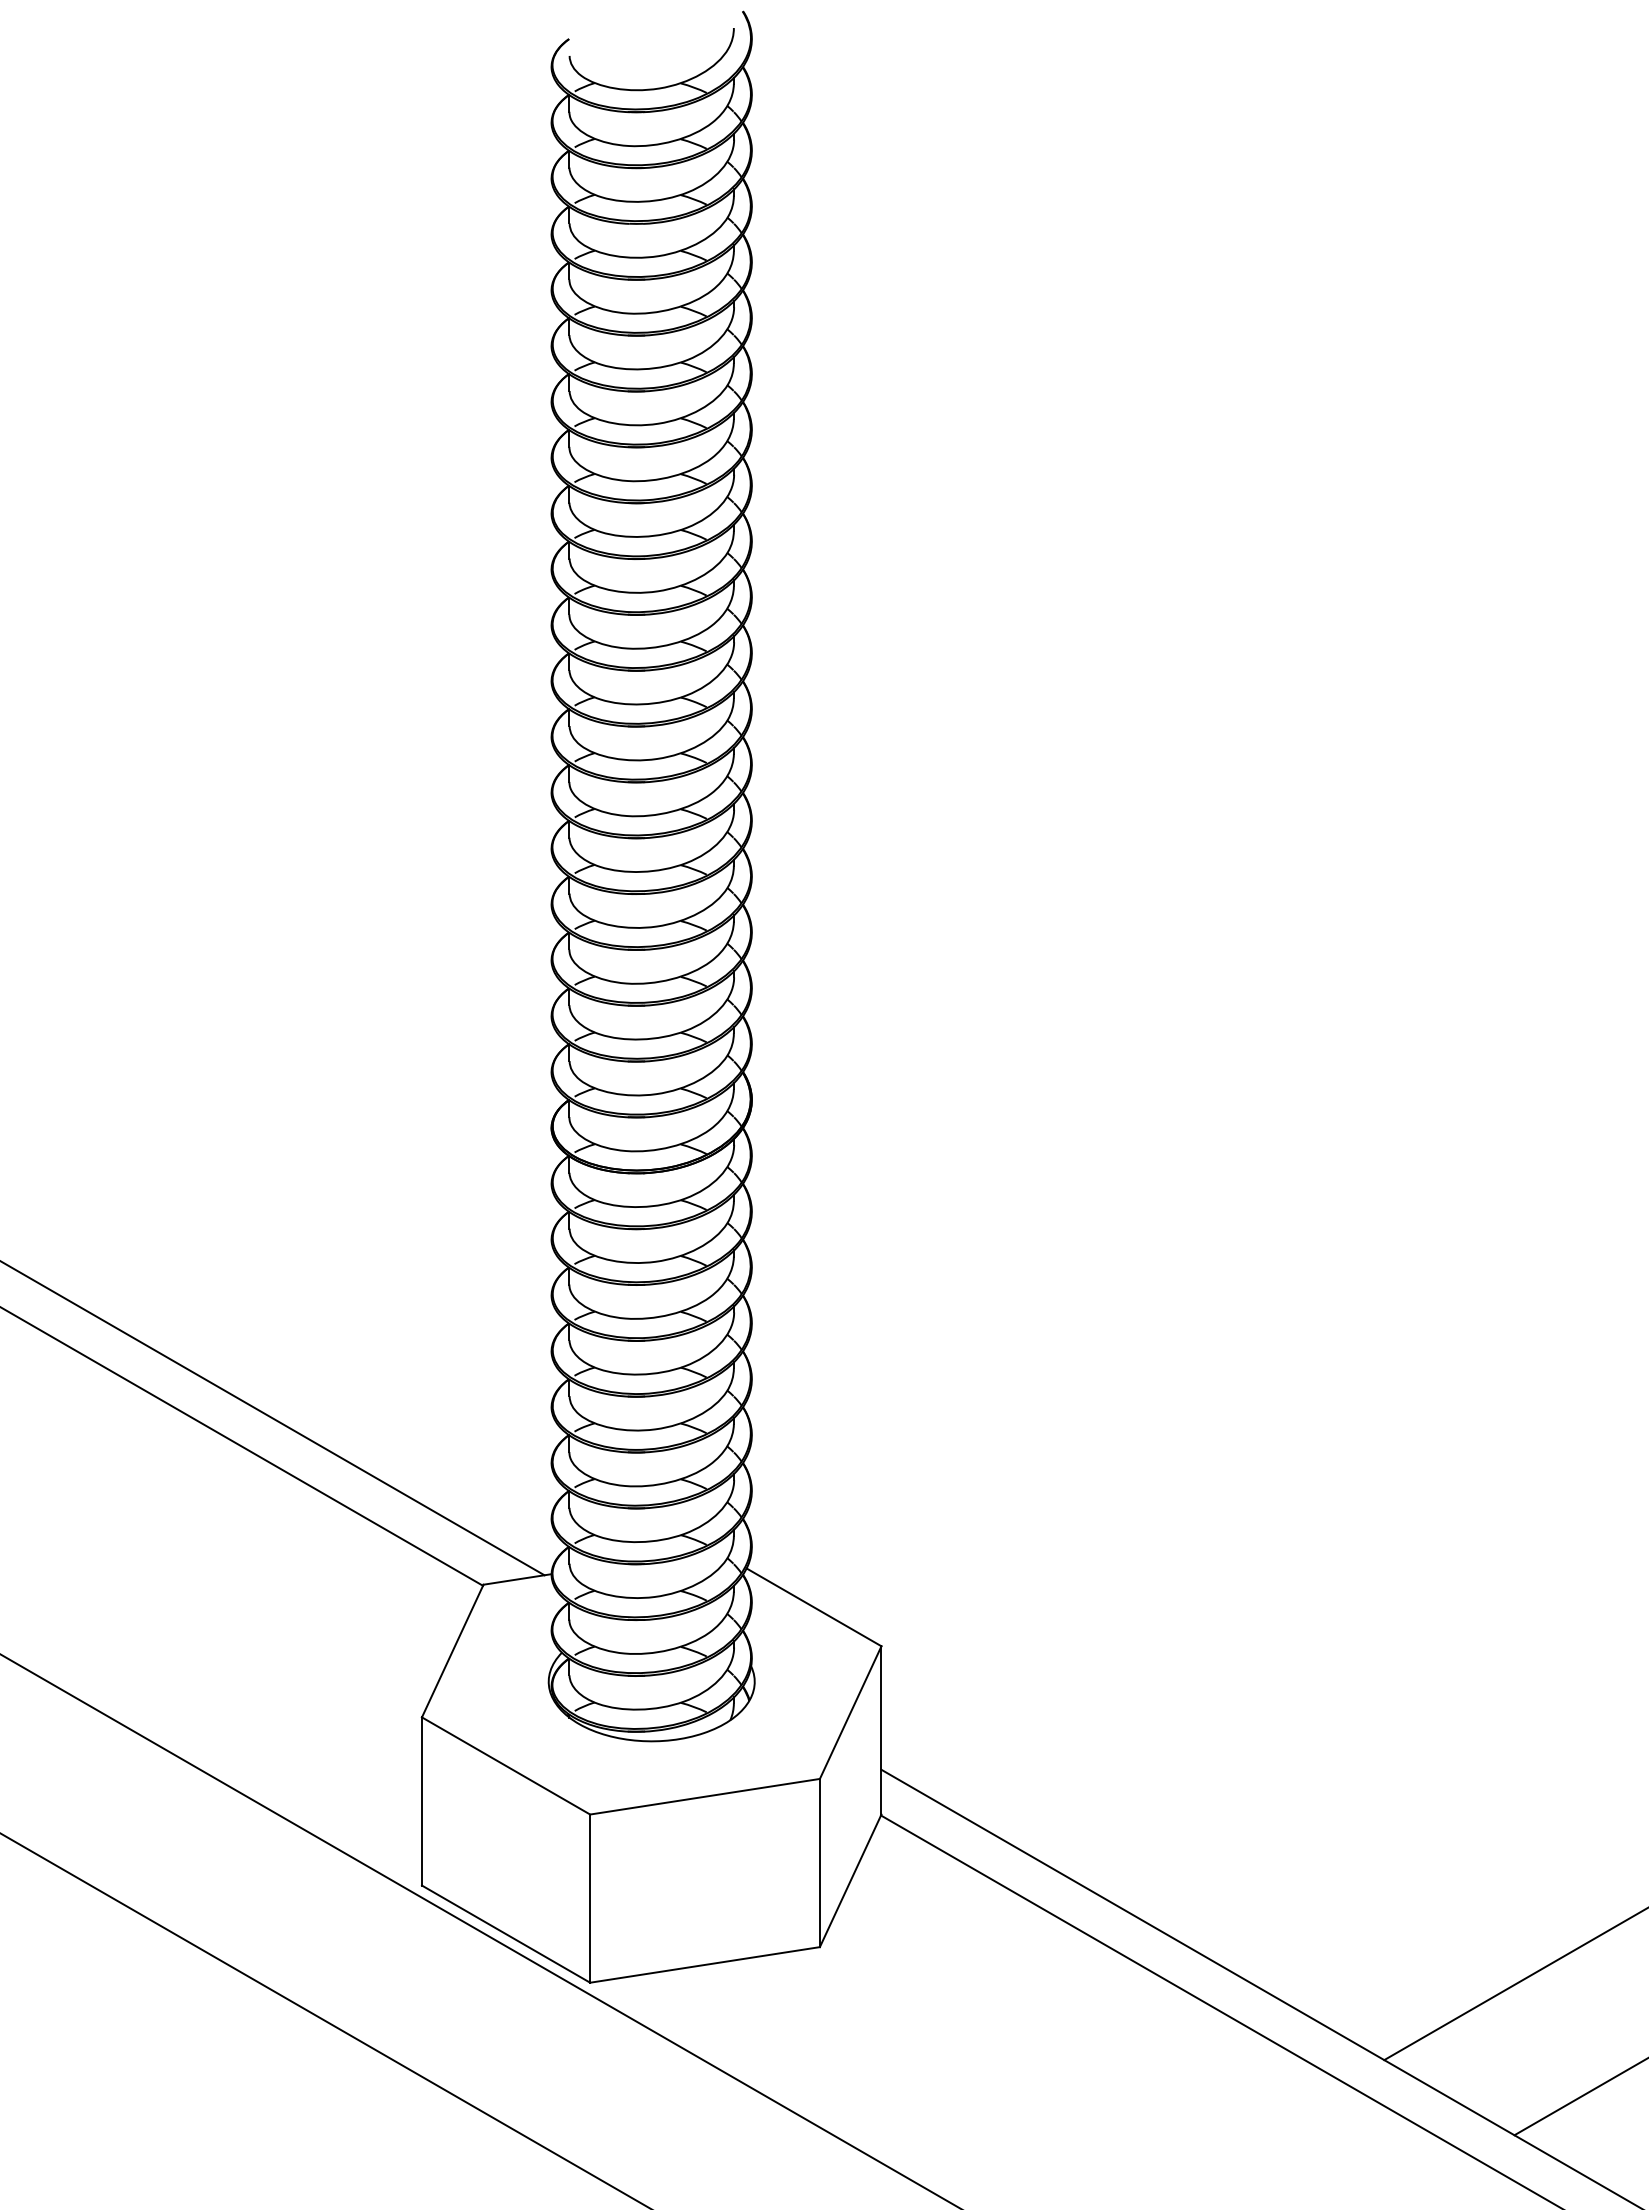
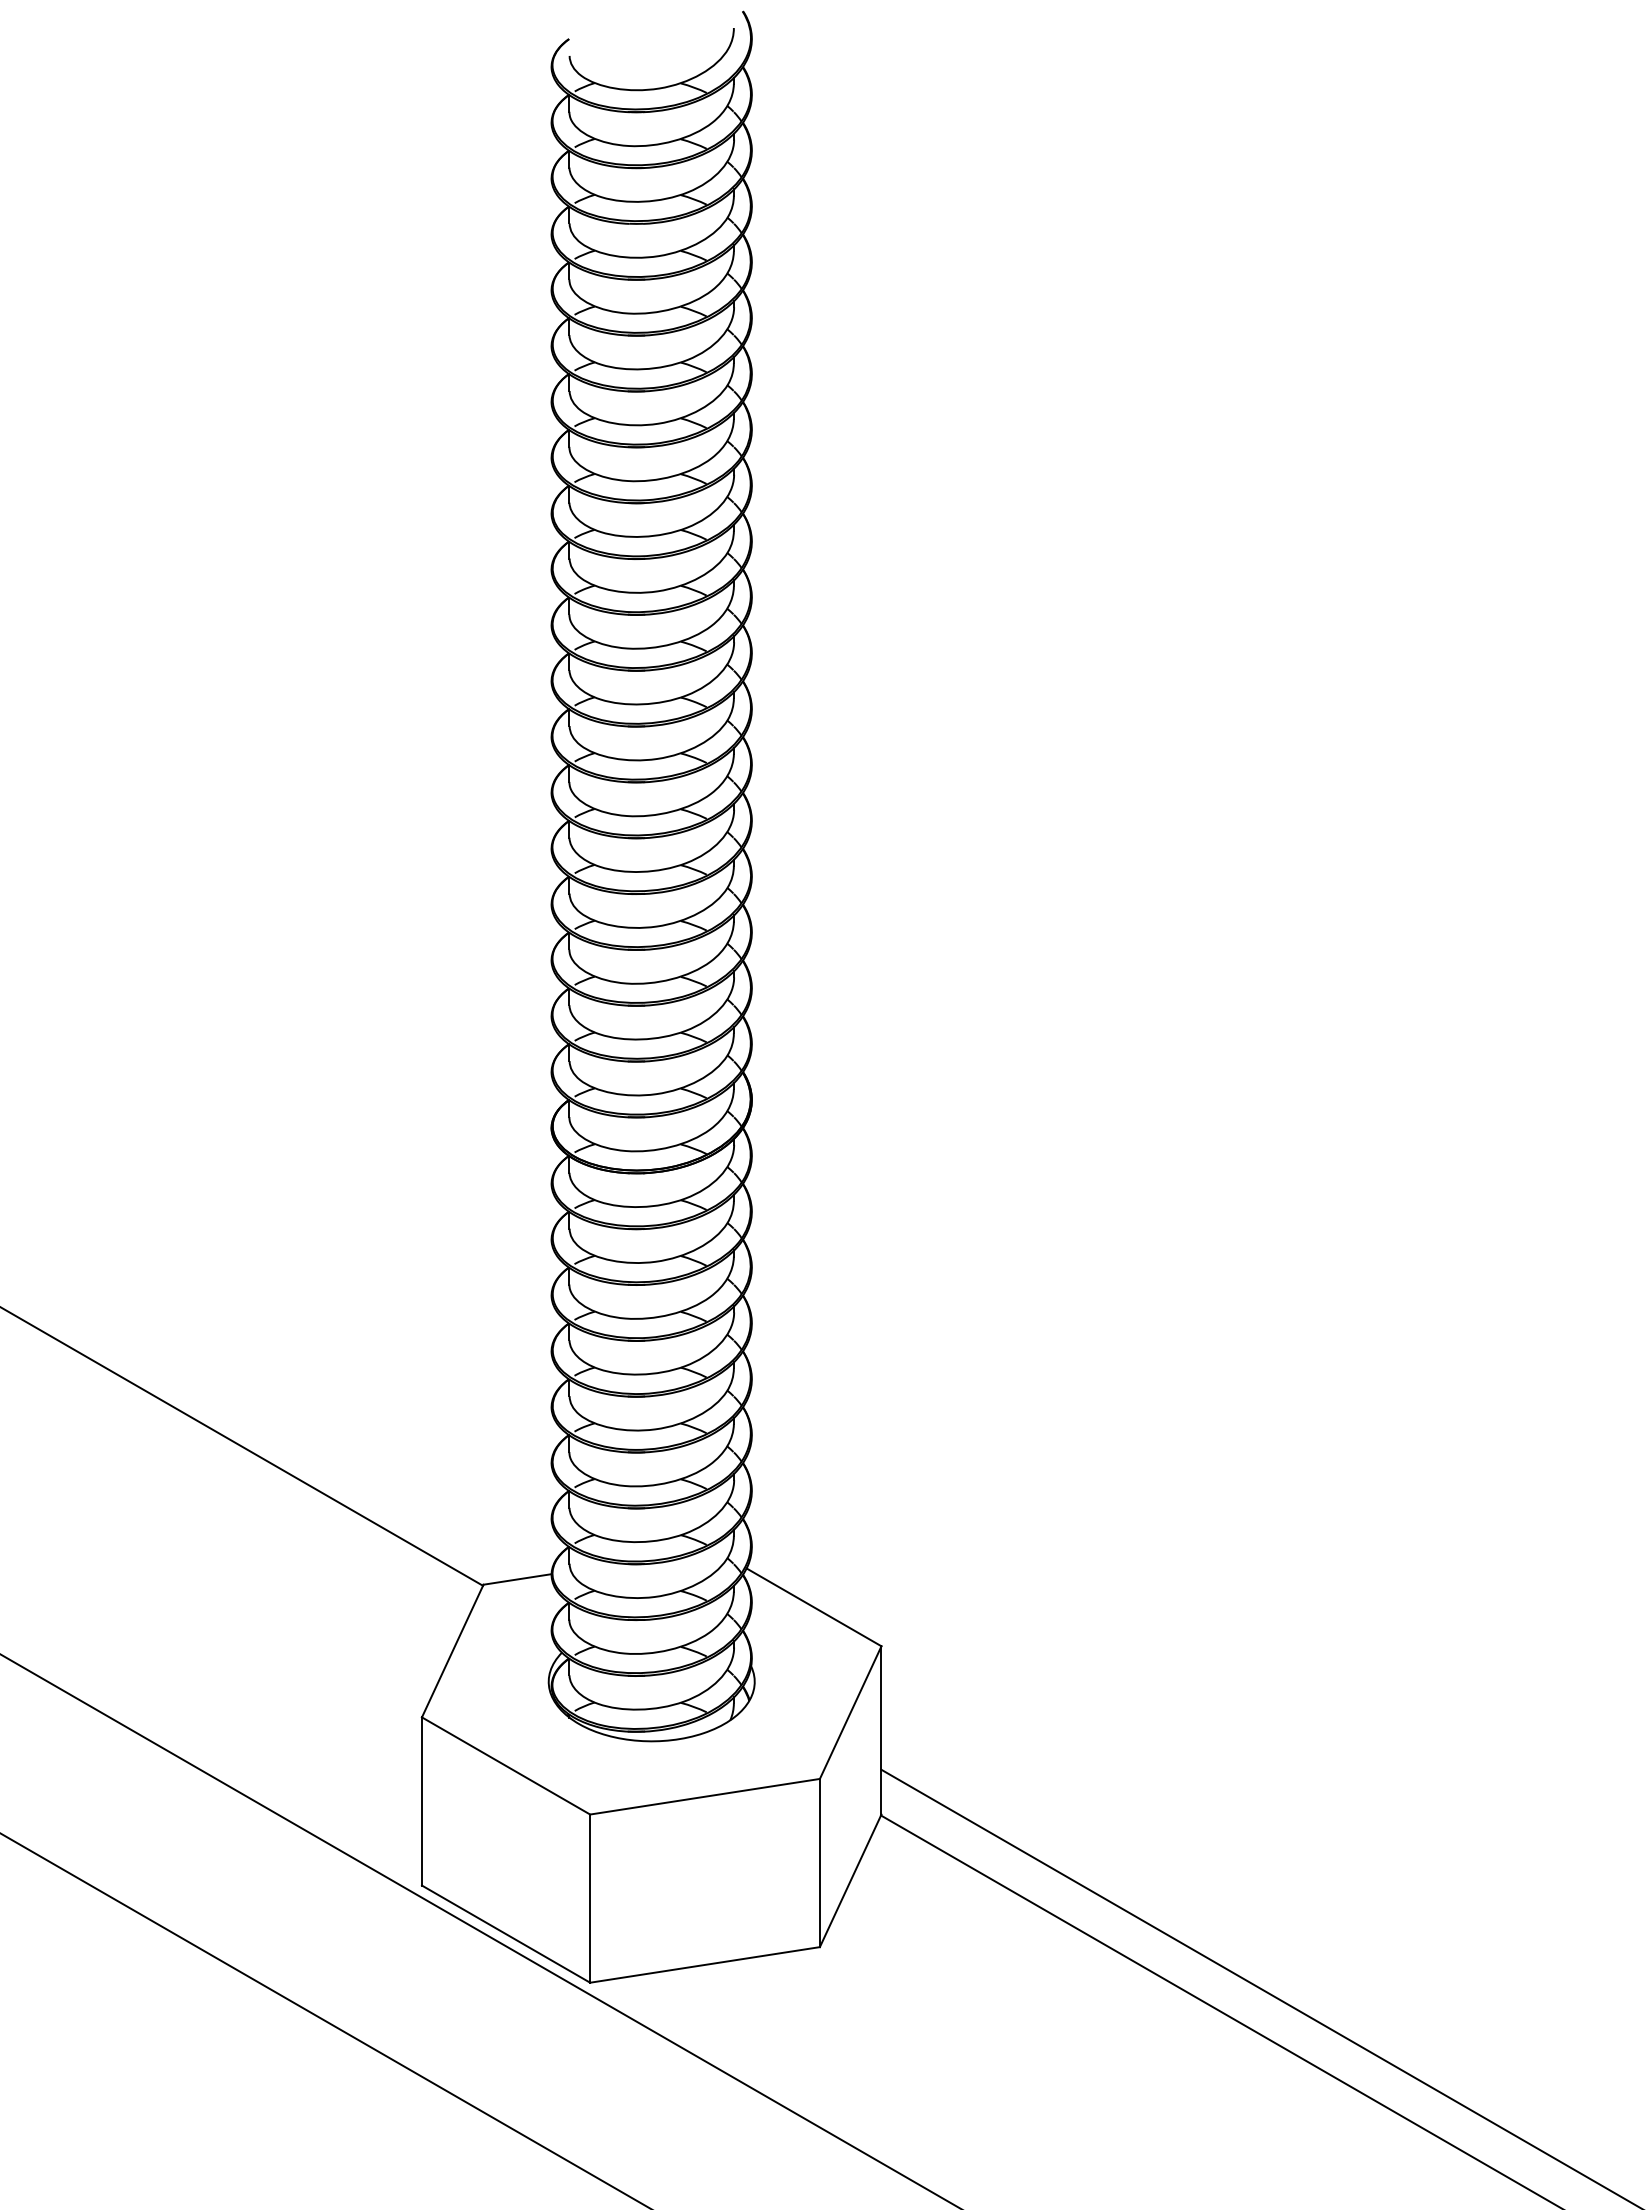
line: present -> none (273, 1418)
line: present -> none (1514, 1984)
line: present -> none (1579, 2097)
